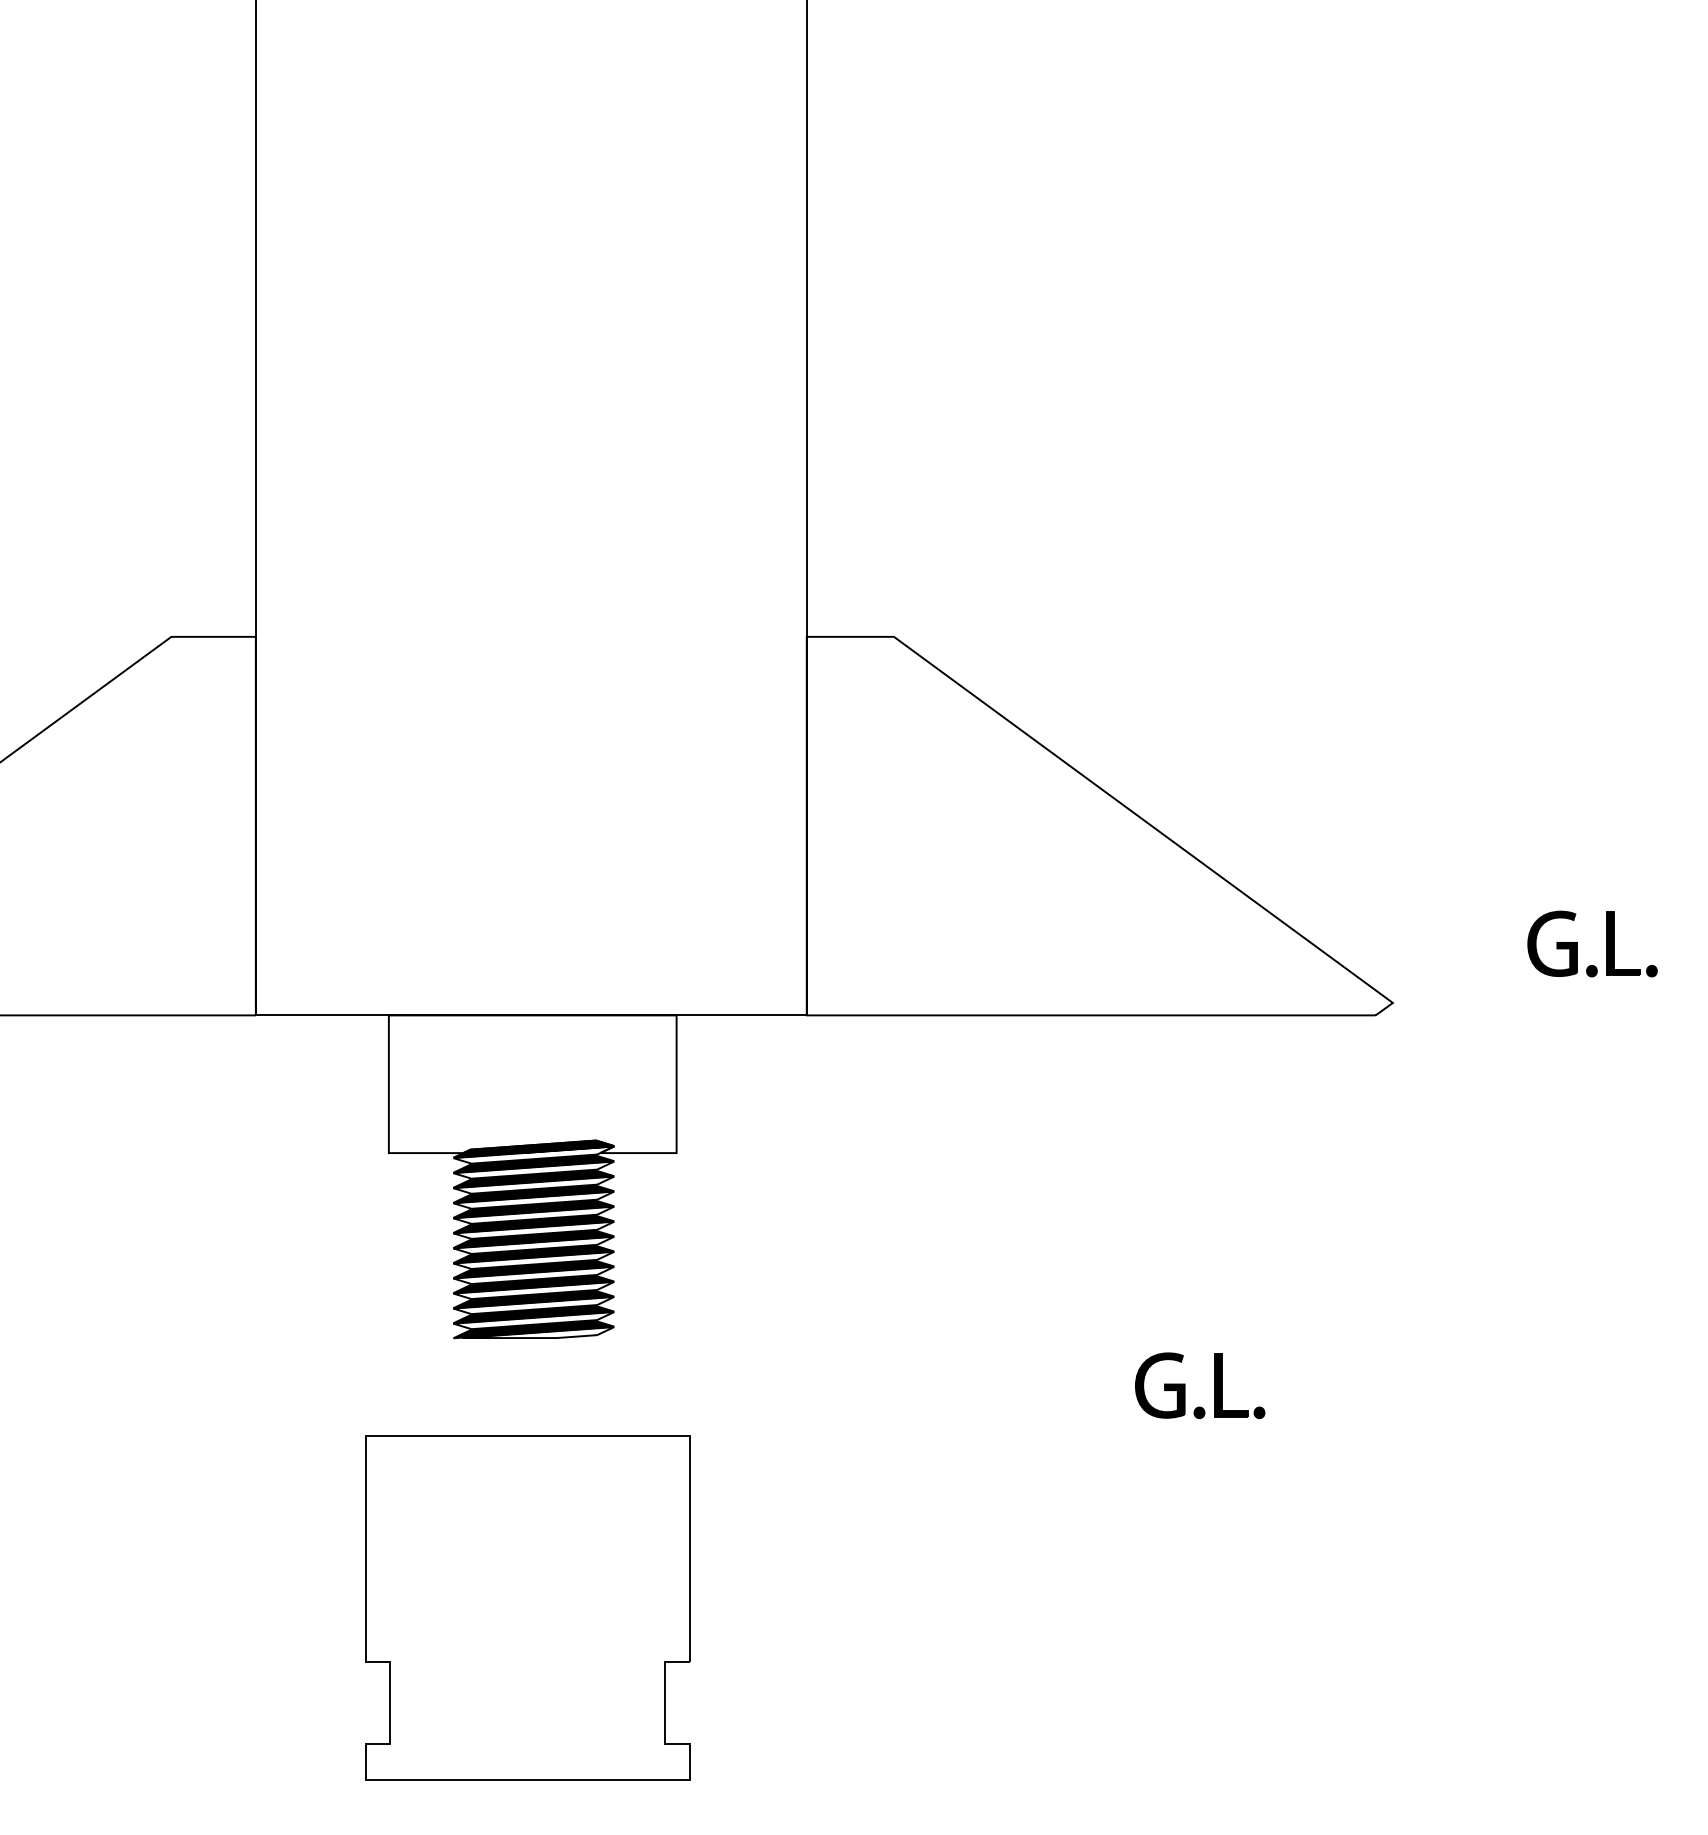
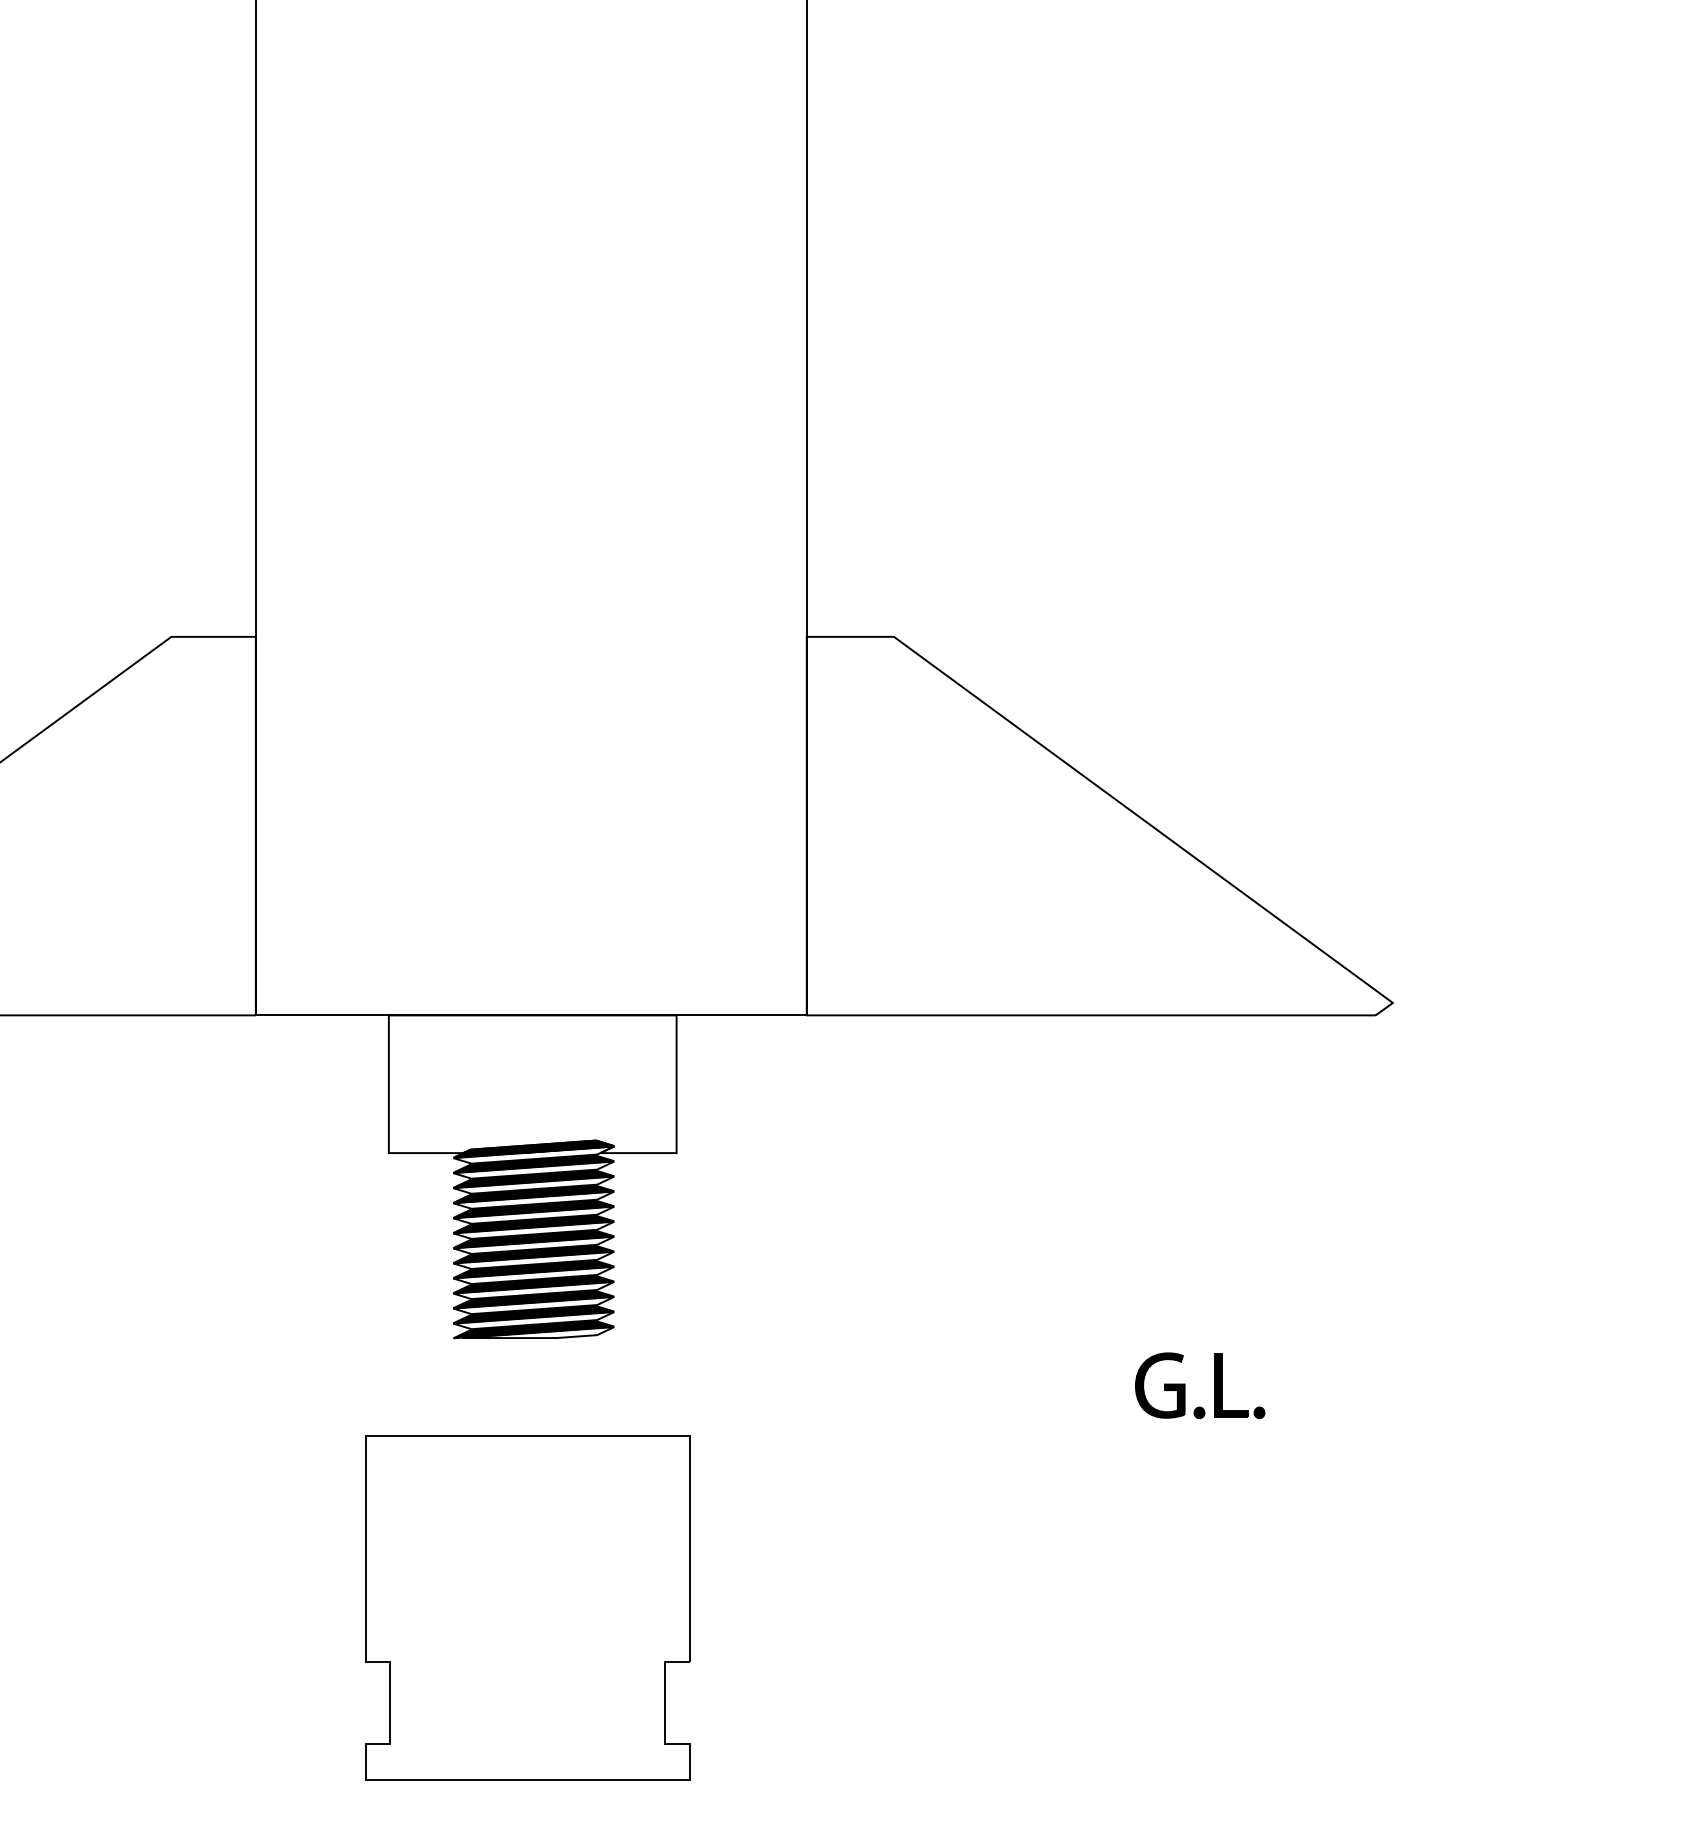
part: present -> none (1606, 943)
